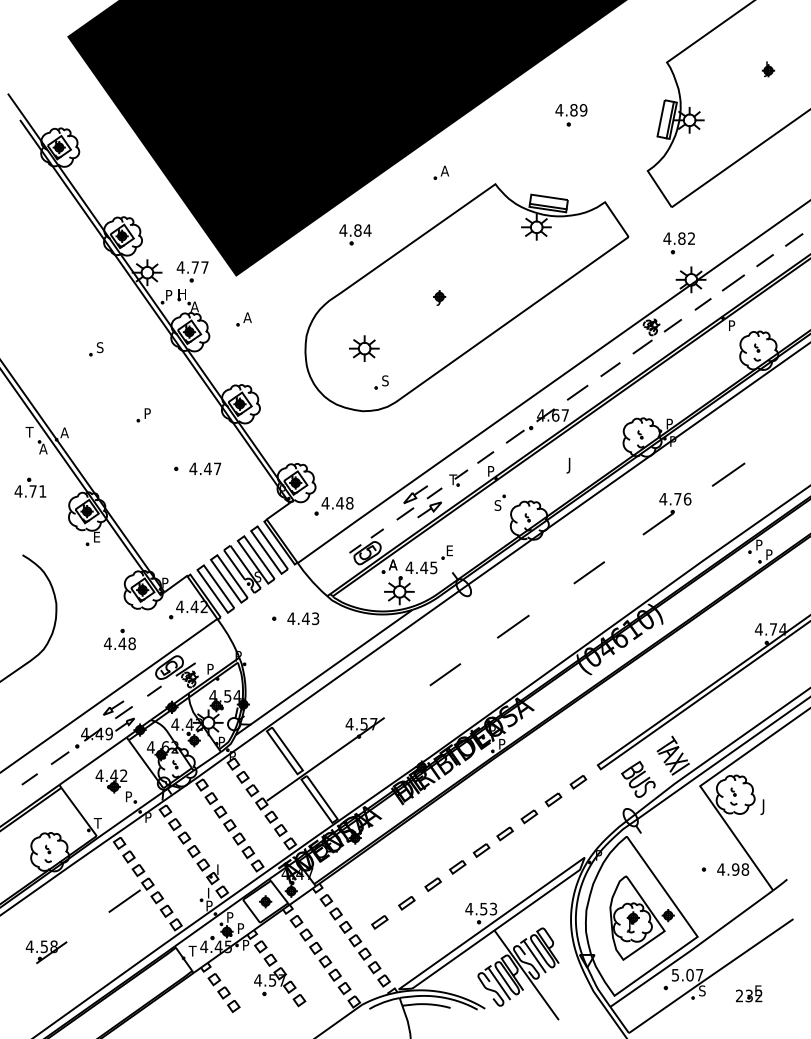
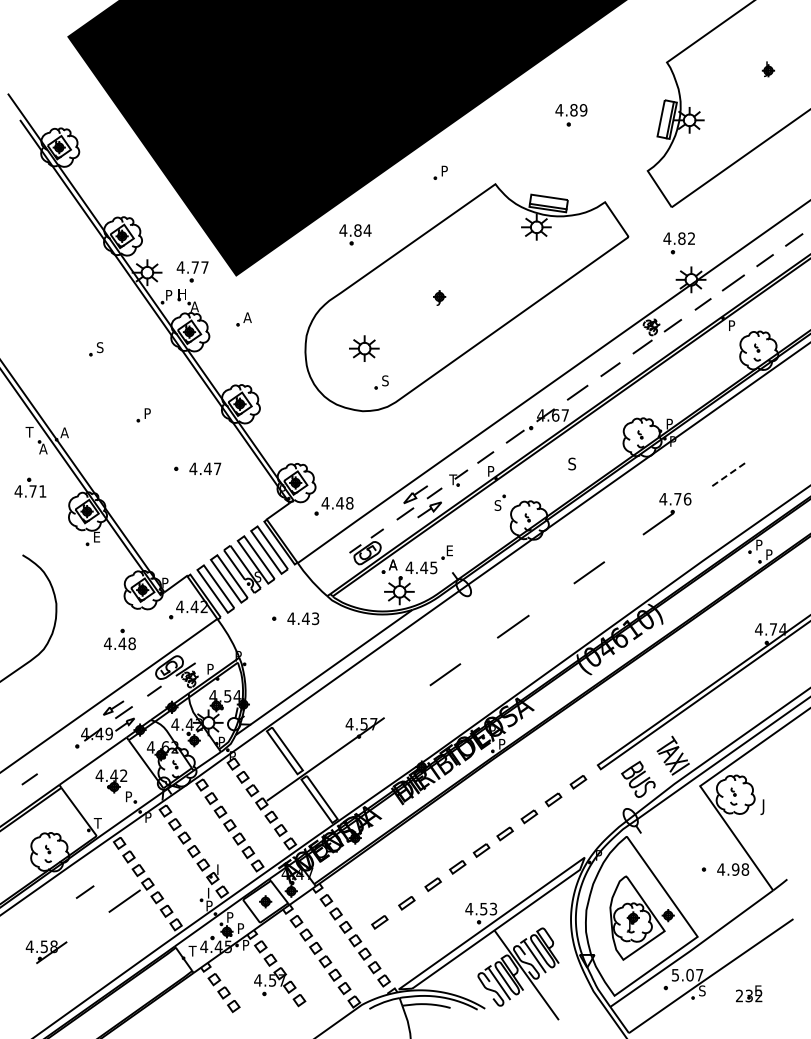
text: A -> P (444, 170)
text: J -> S (571, 465)
line: solid -> dashed (728, 475)
line position: (59, 757) -> (84, 891) (84, 891)
